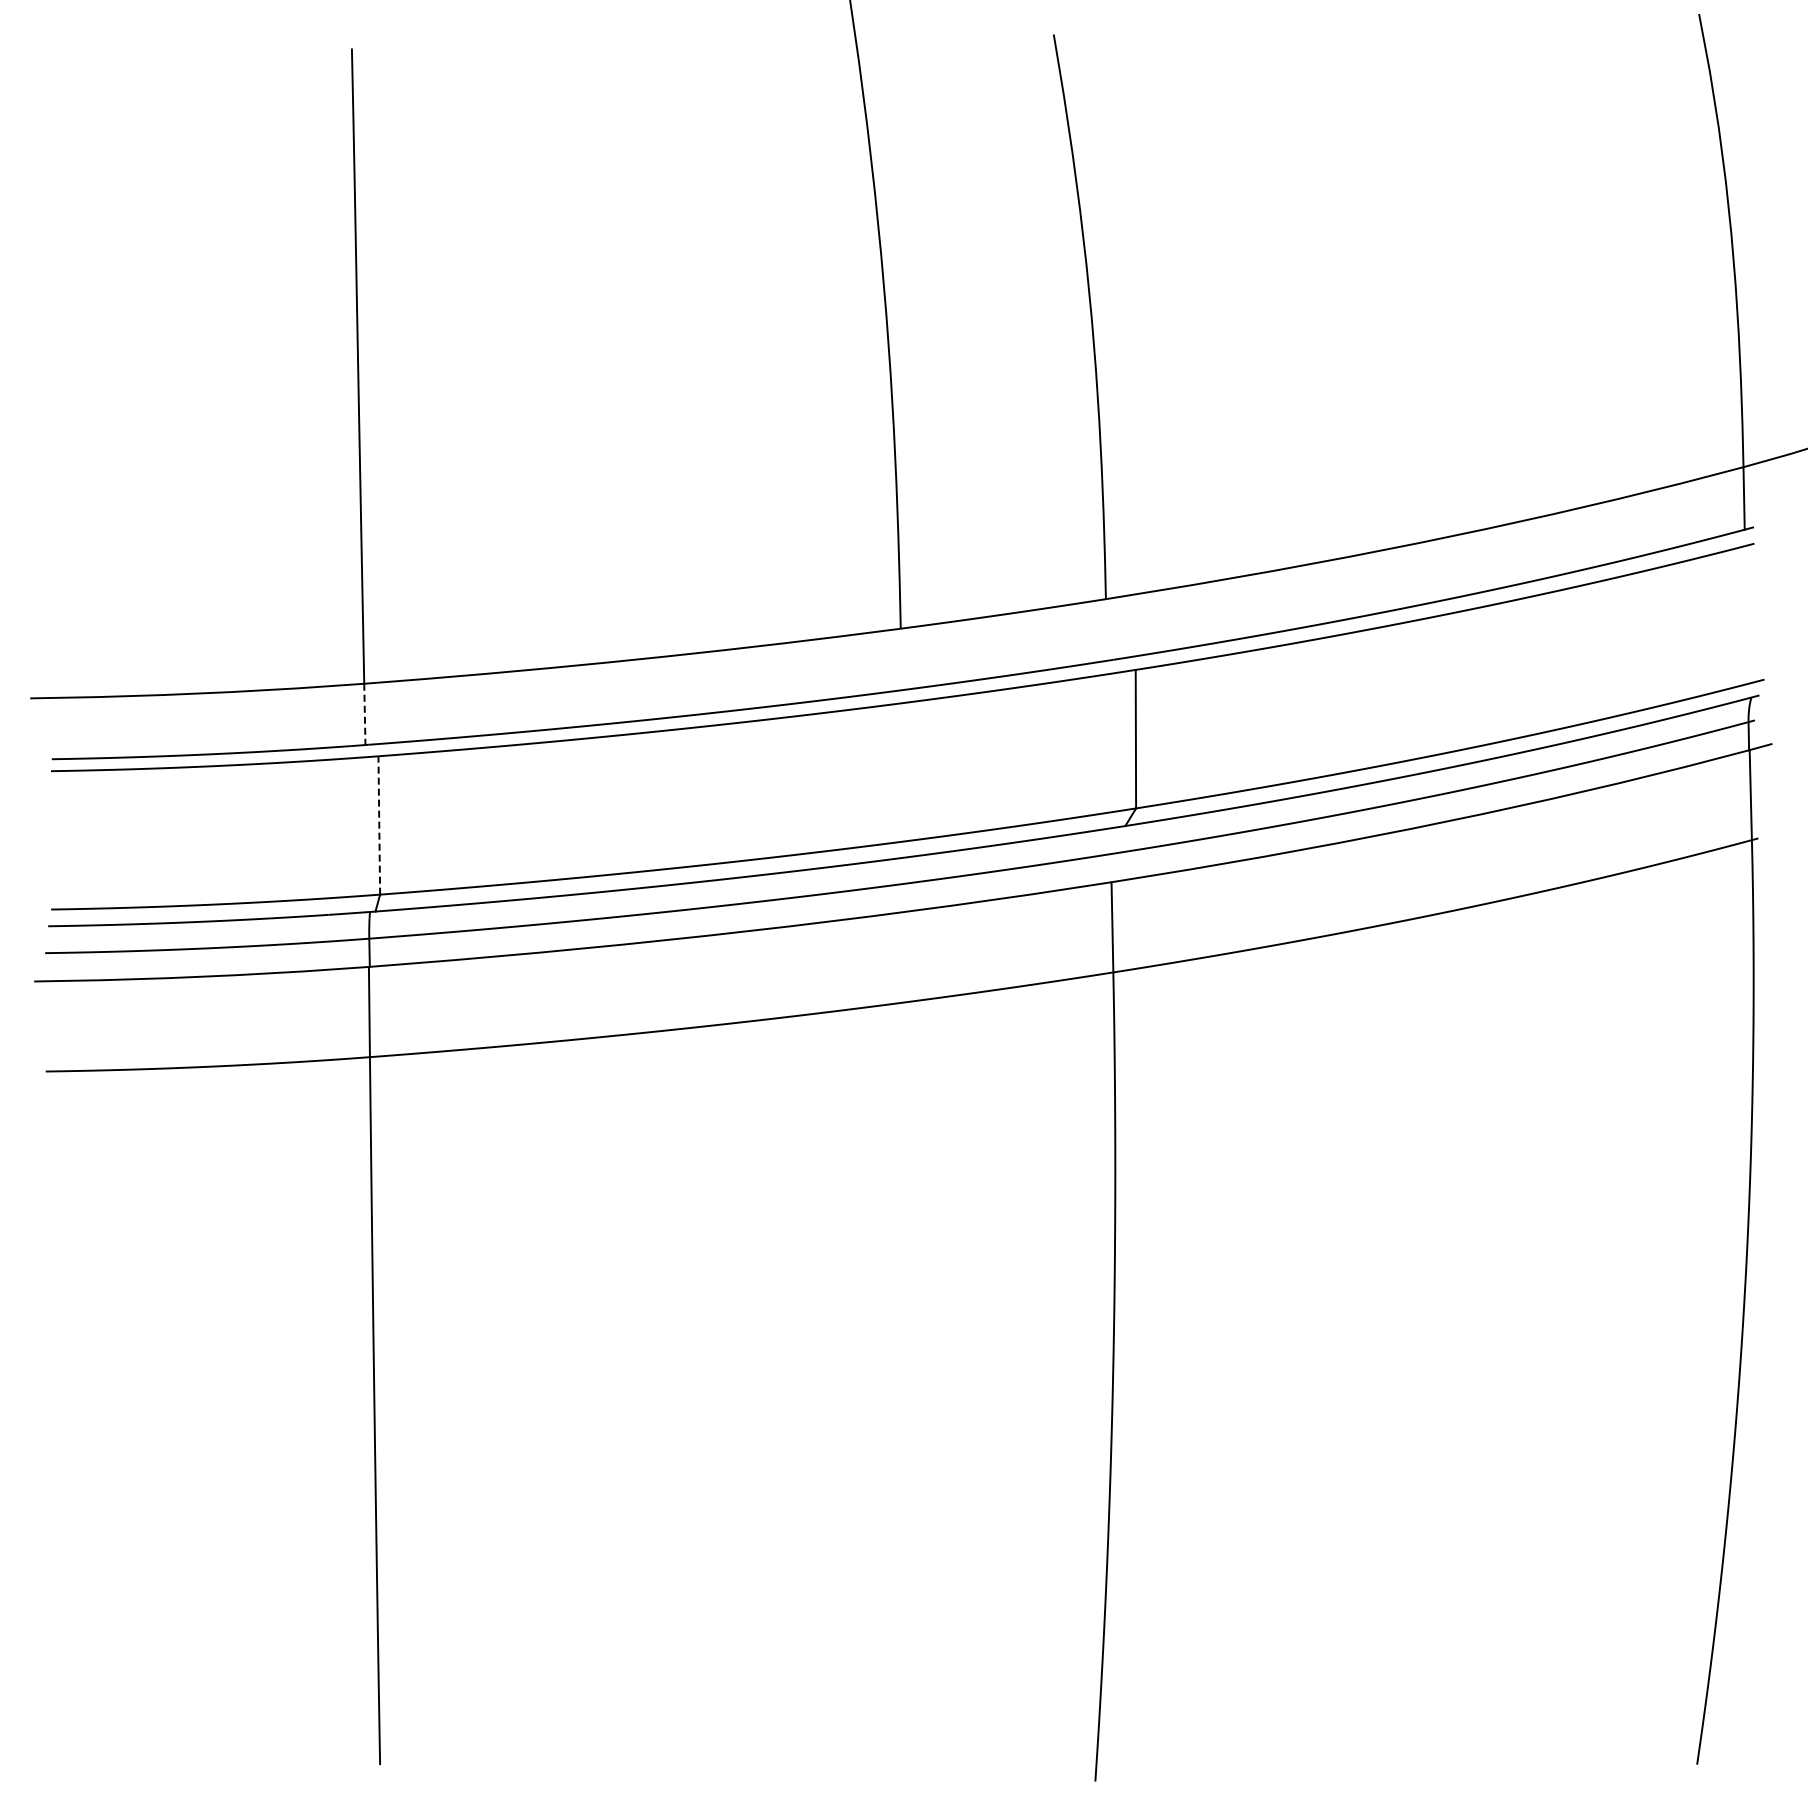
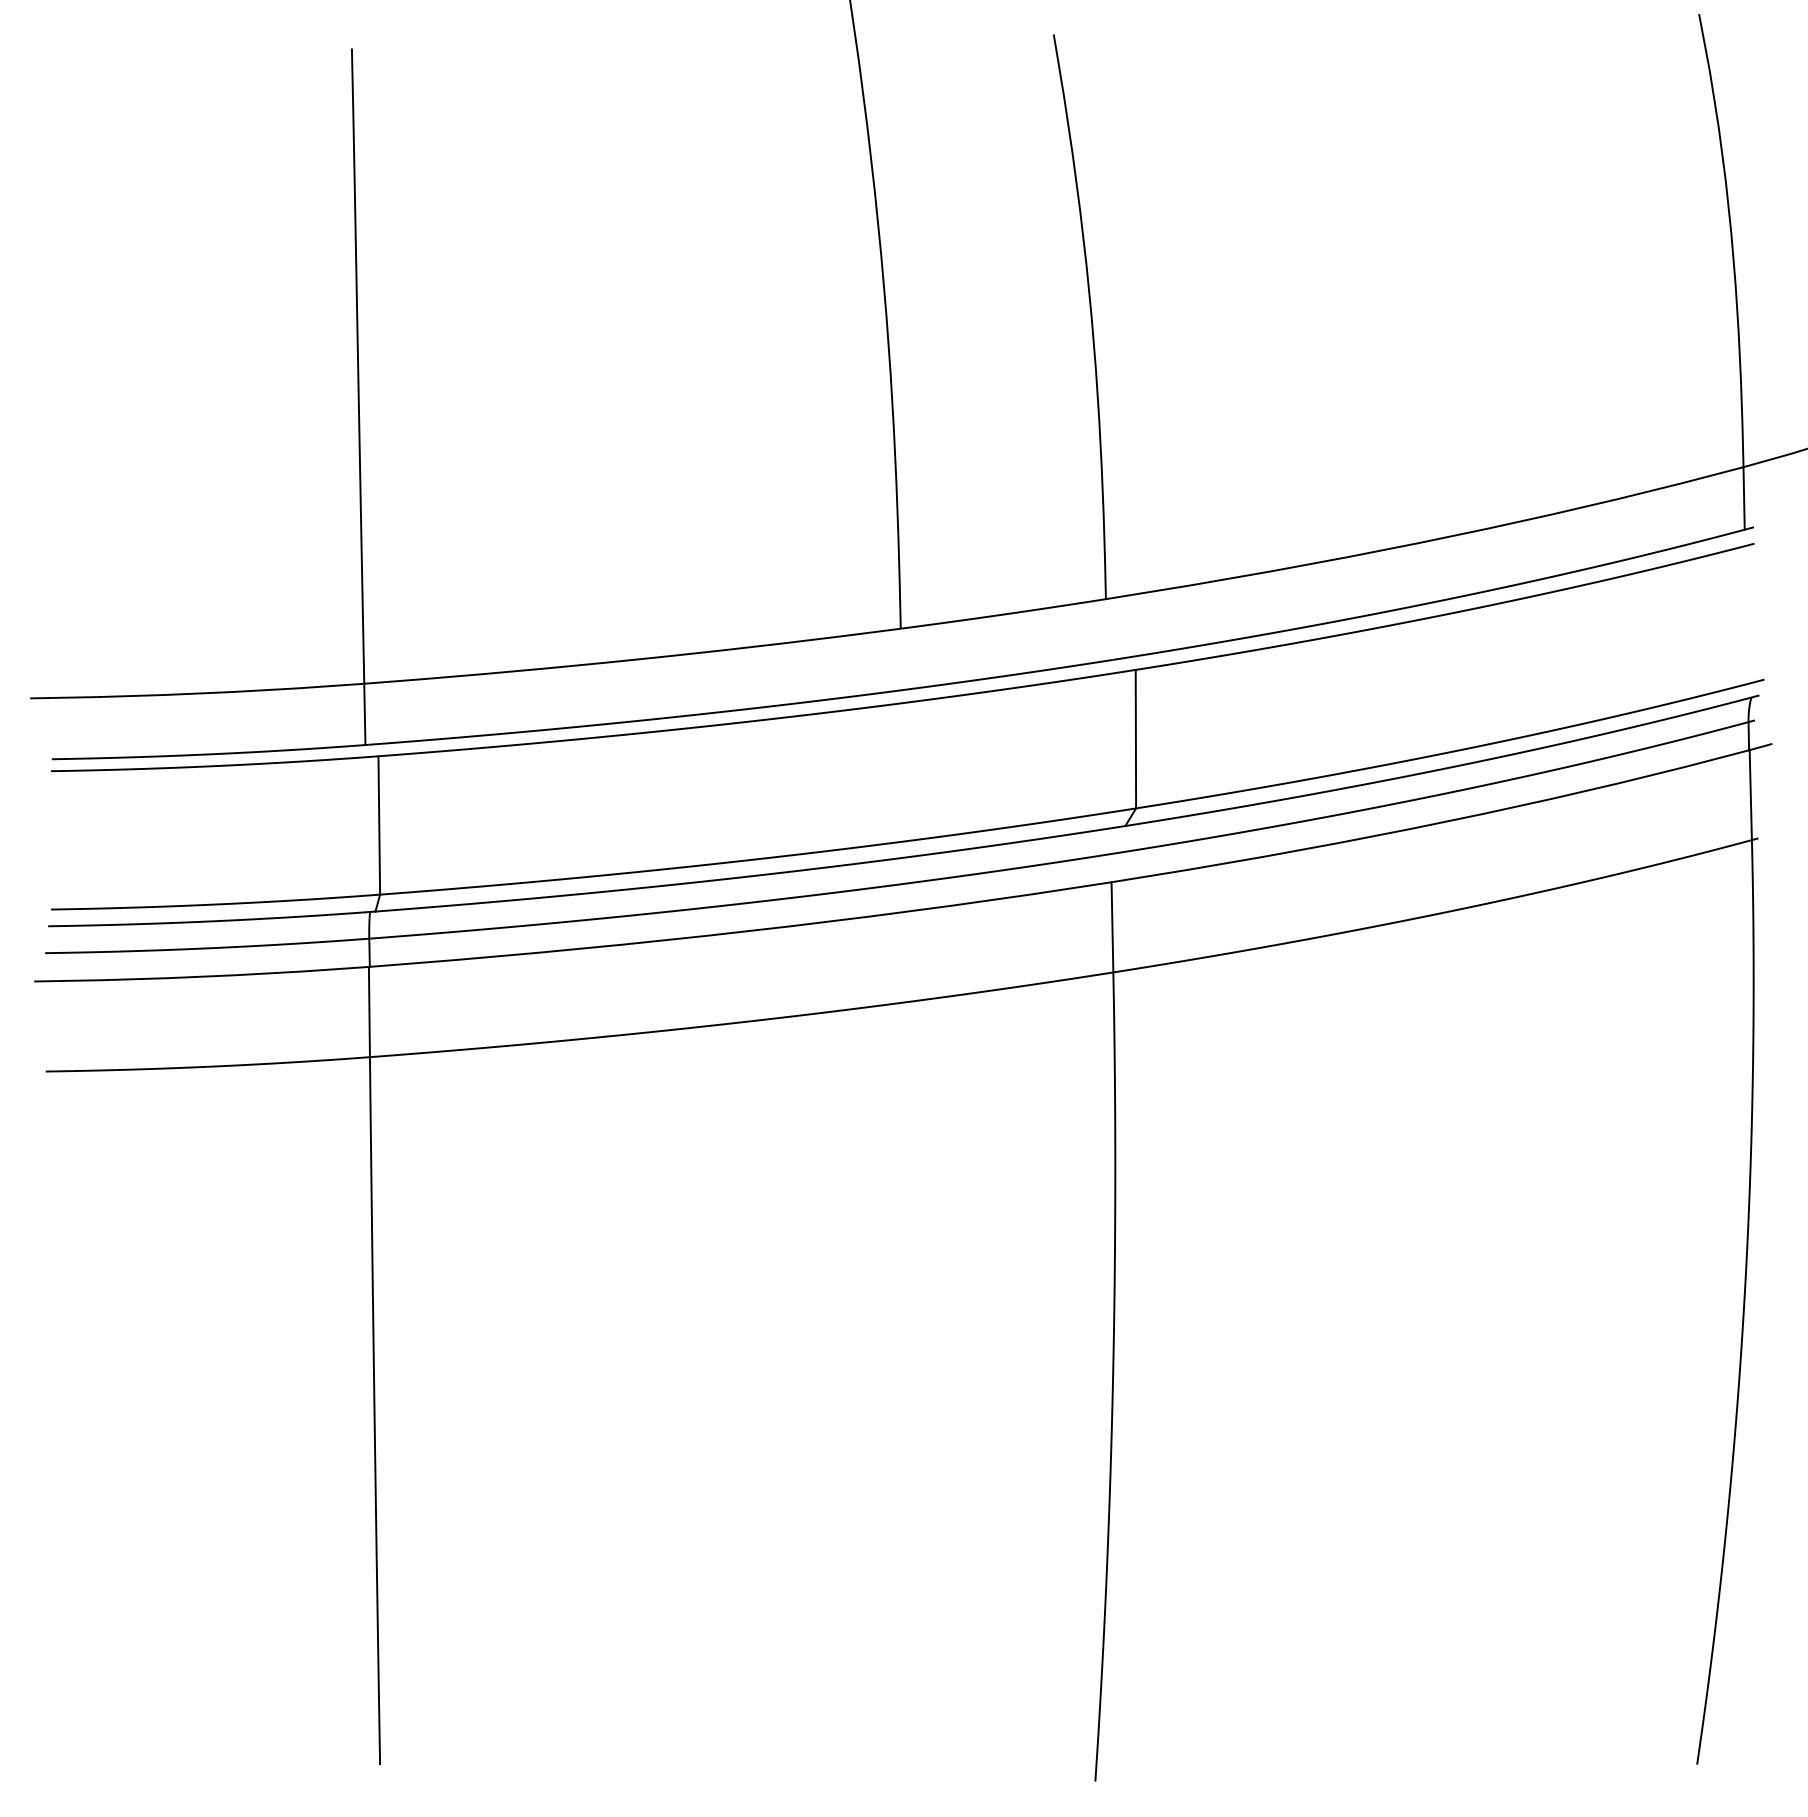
line: dashed -> solid (364, 714)
line: dashed -> solid (379, 824)
